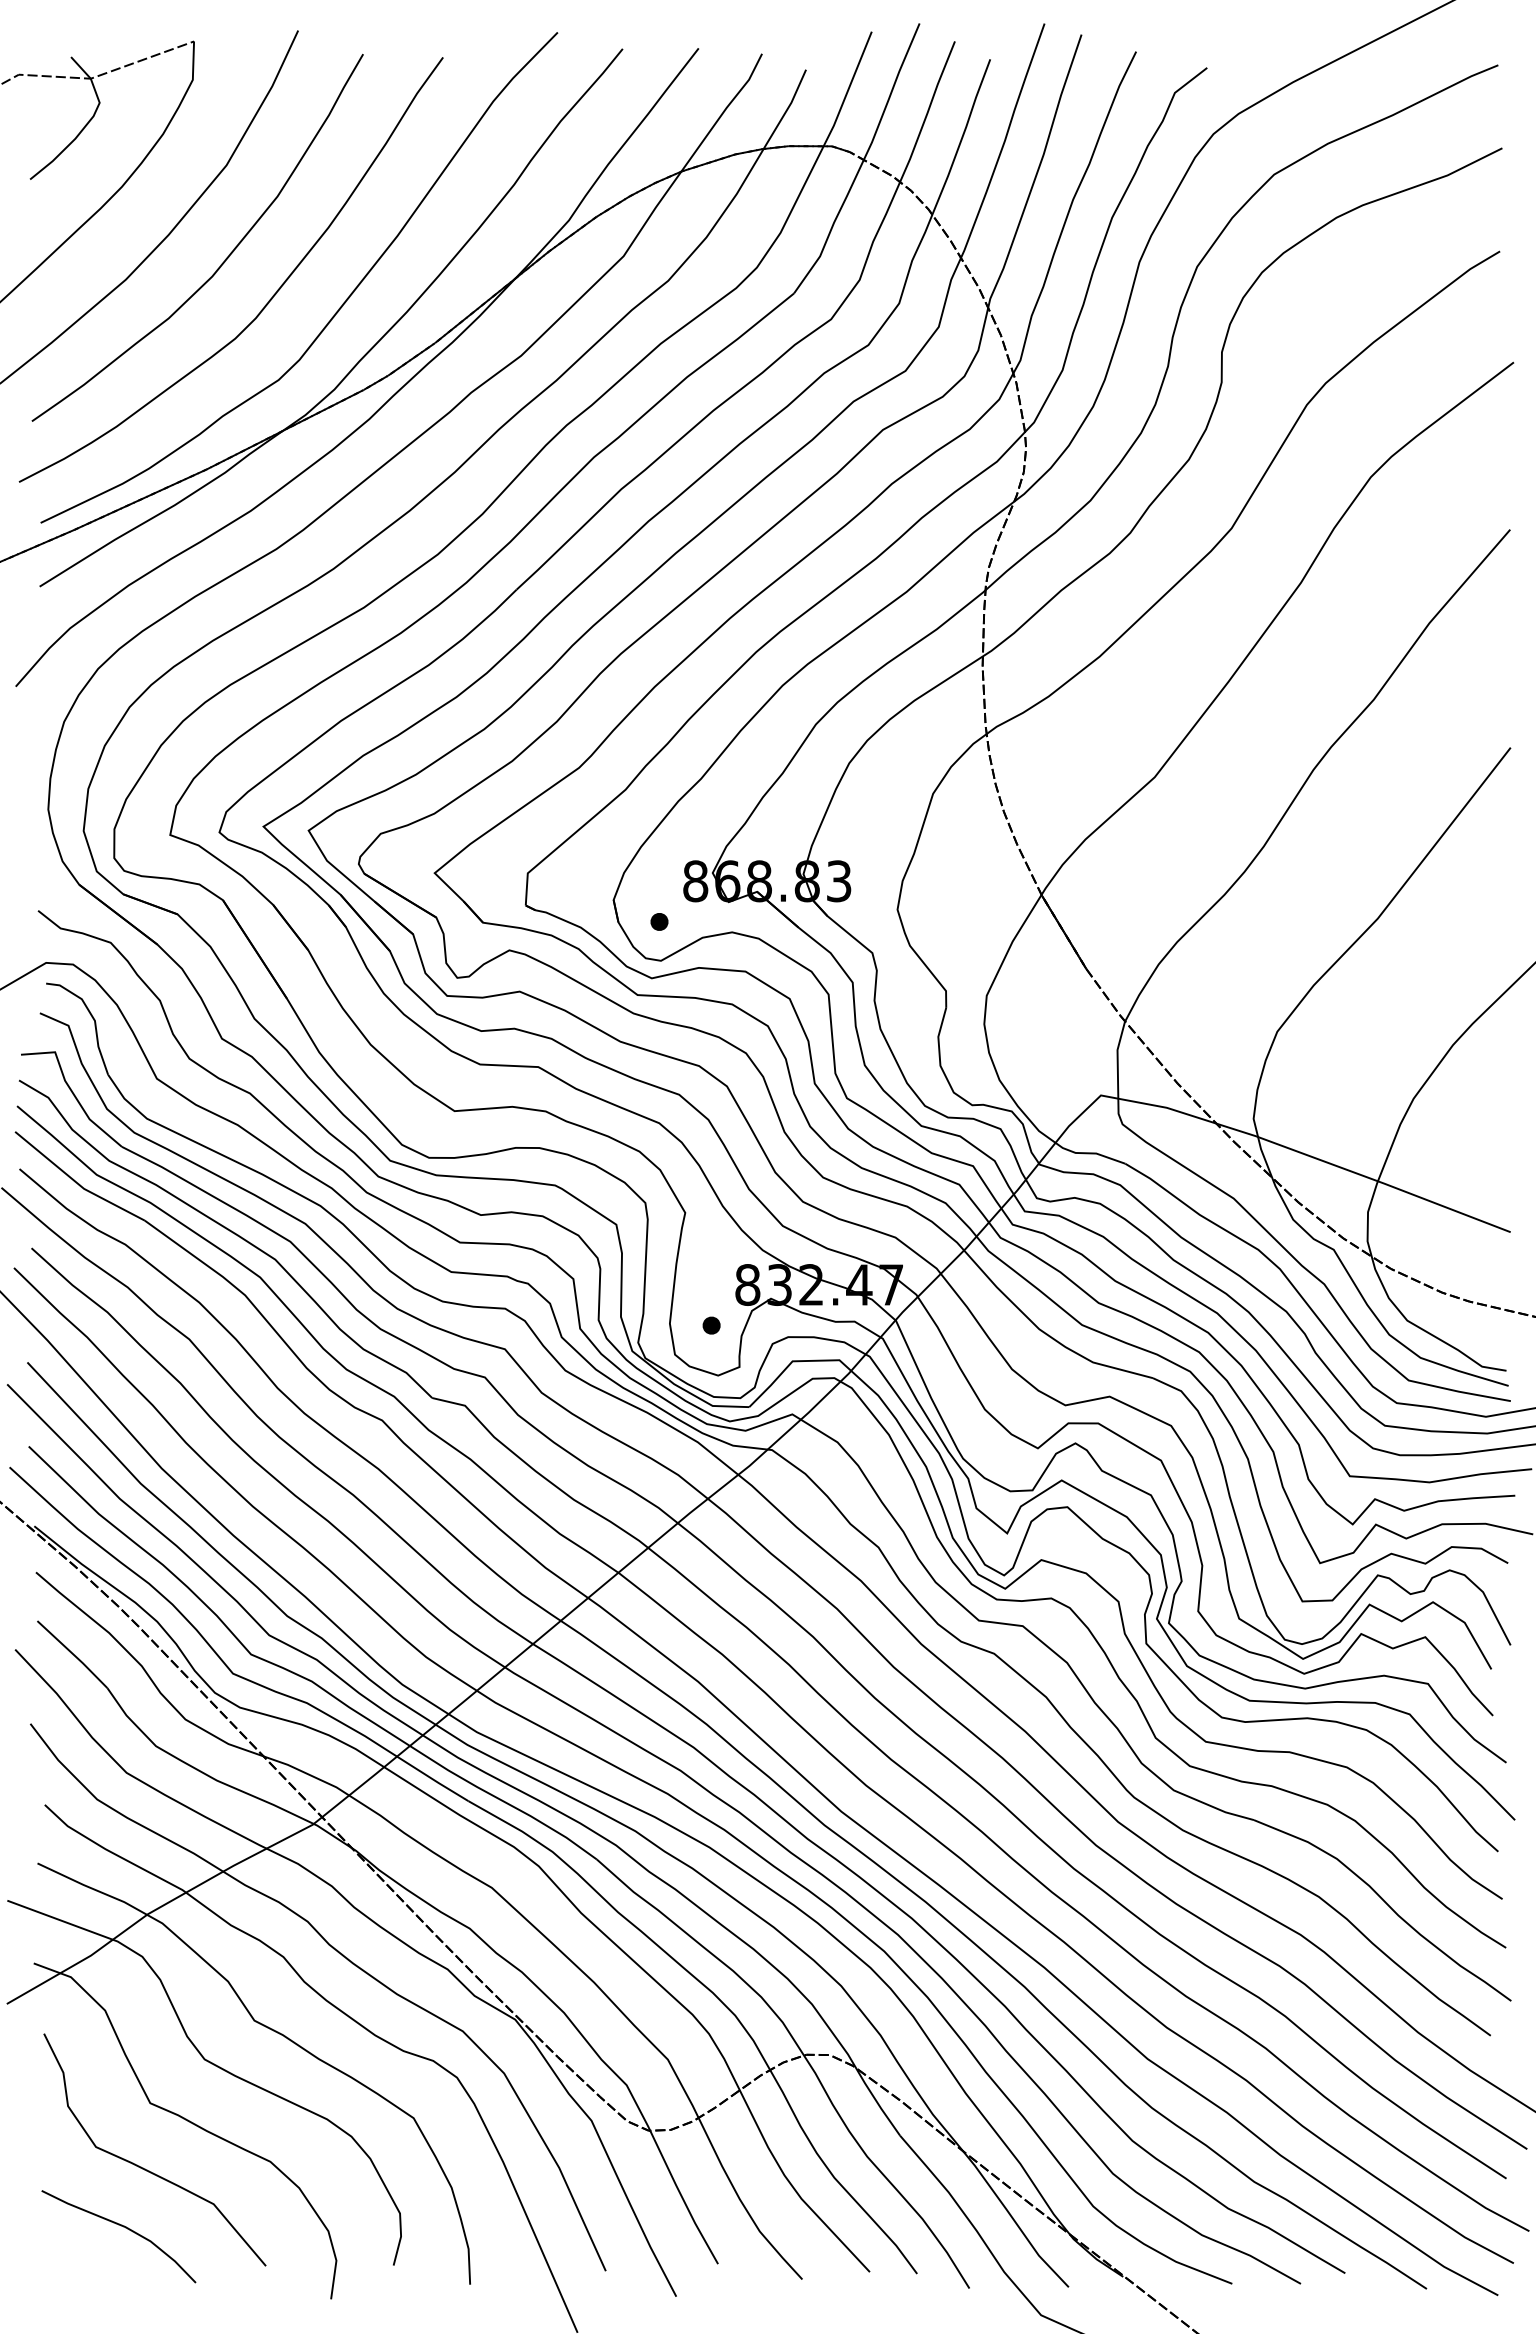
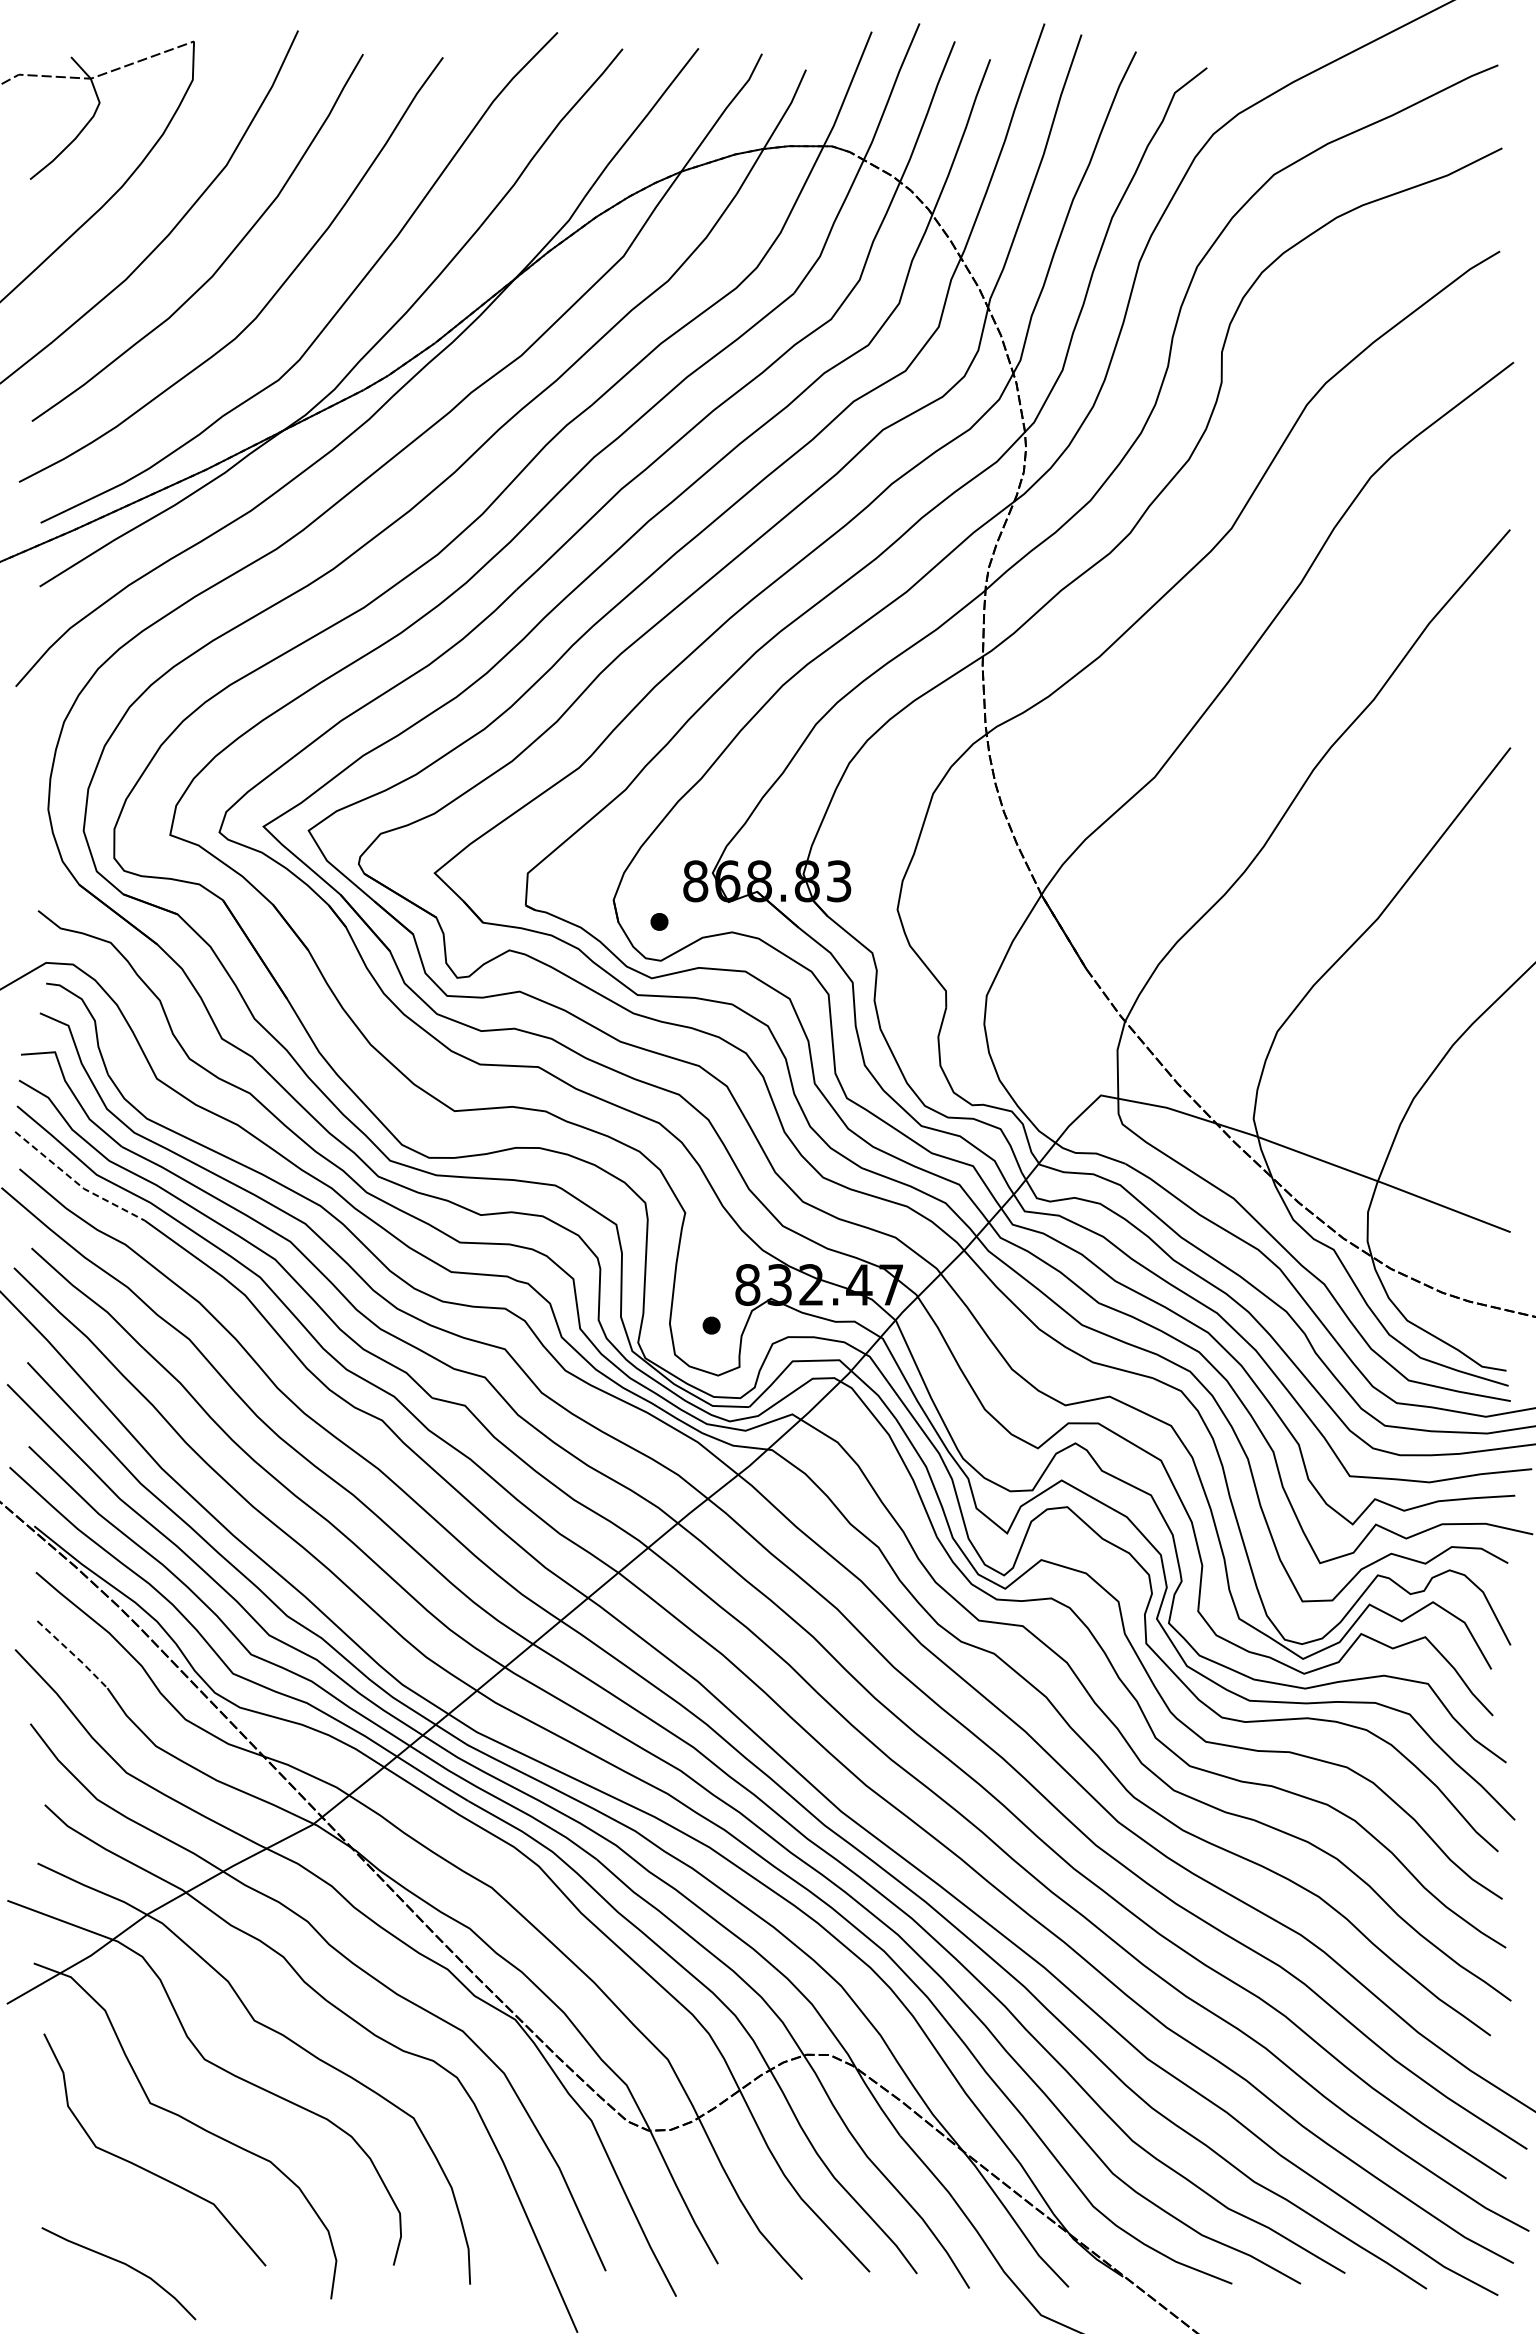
line: solid -> dashed (76, 1182)
line: solid -> dashed (73, 1654)
curve position: (123, 2227) -> (123, 2264) (123, 2264)
